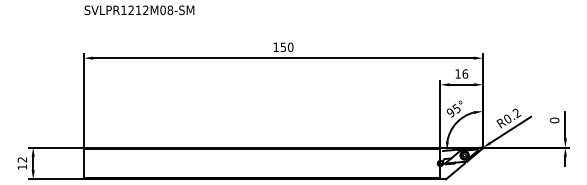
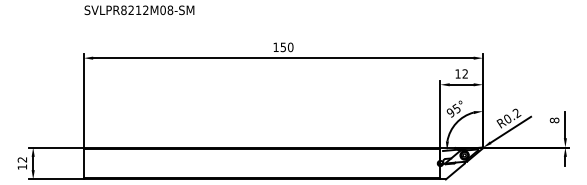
text: SVLPR1212M08-SM -> SVLPR8212M08-SM (123, 9)
text: 16 -> 12 (465, 73)
text: 0 -> 8 (554, 120)
